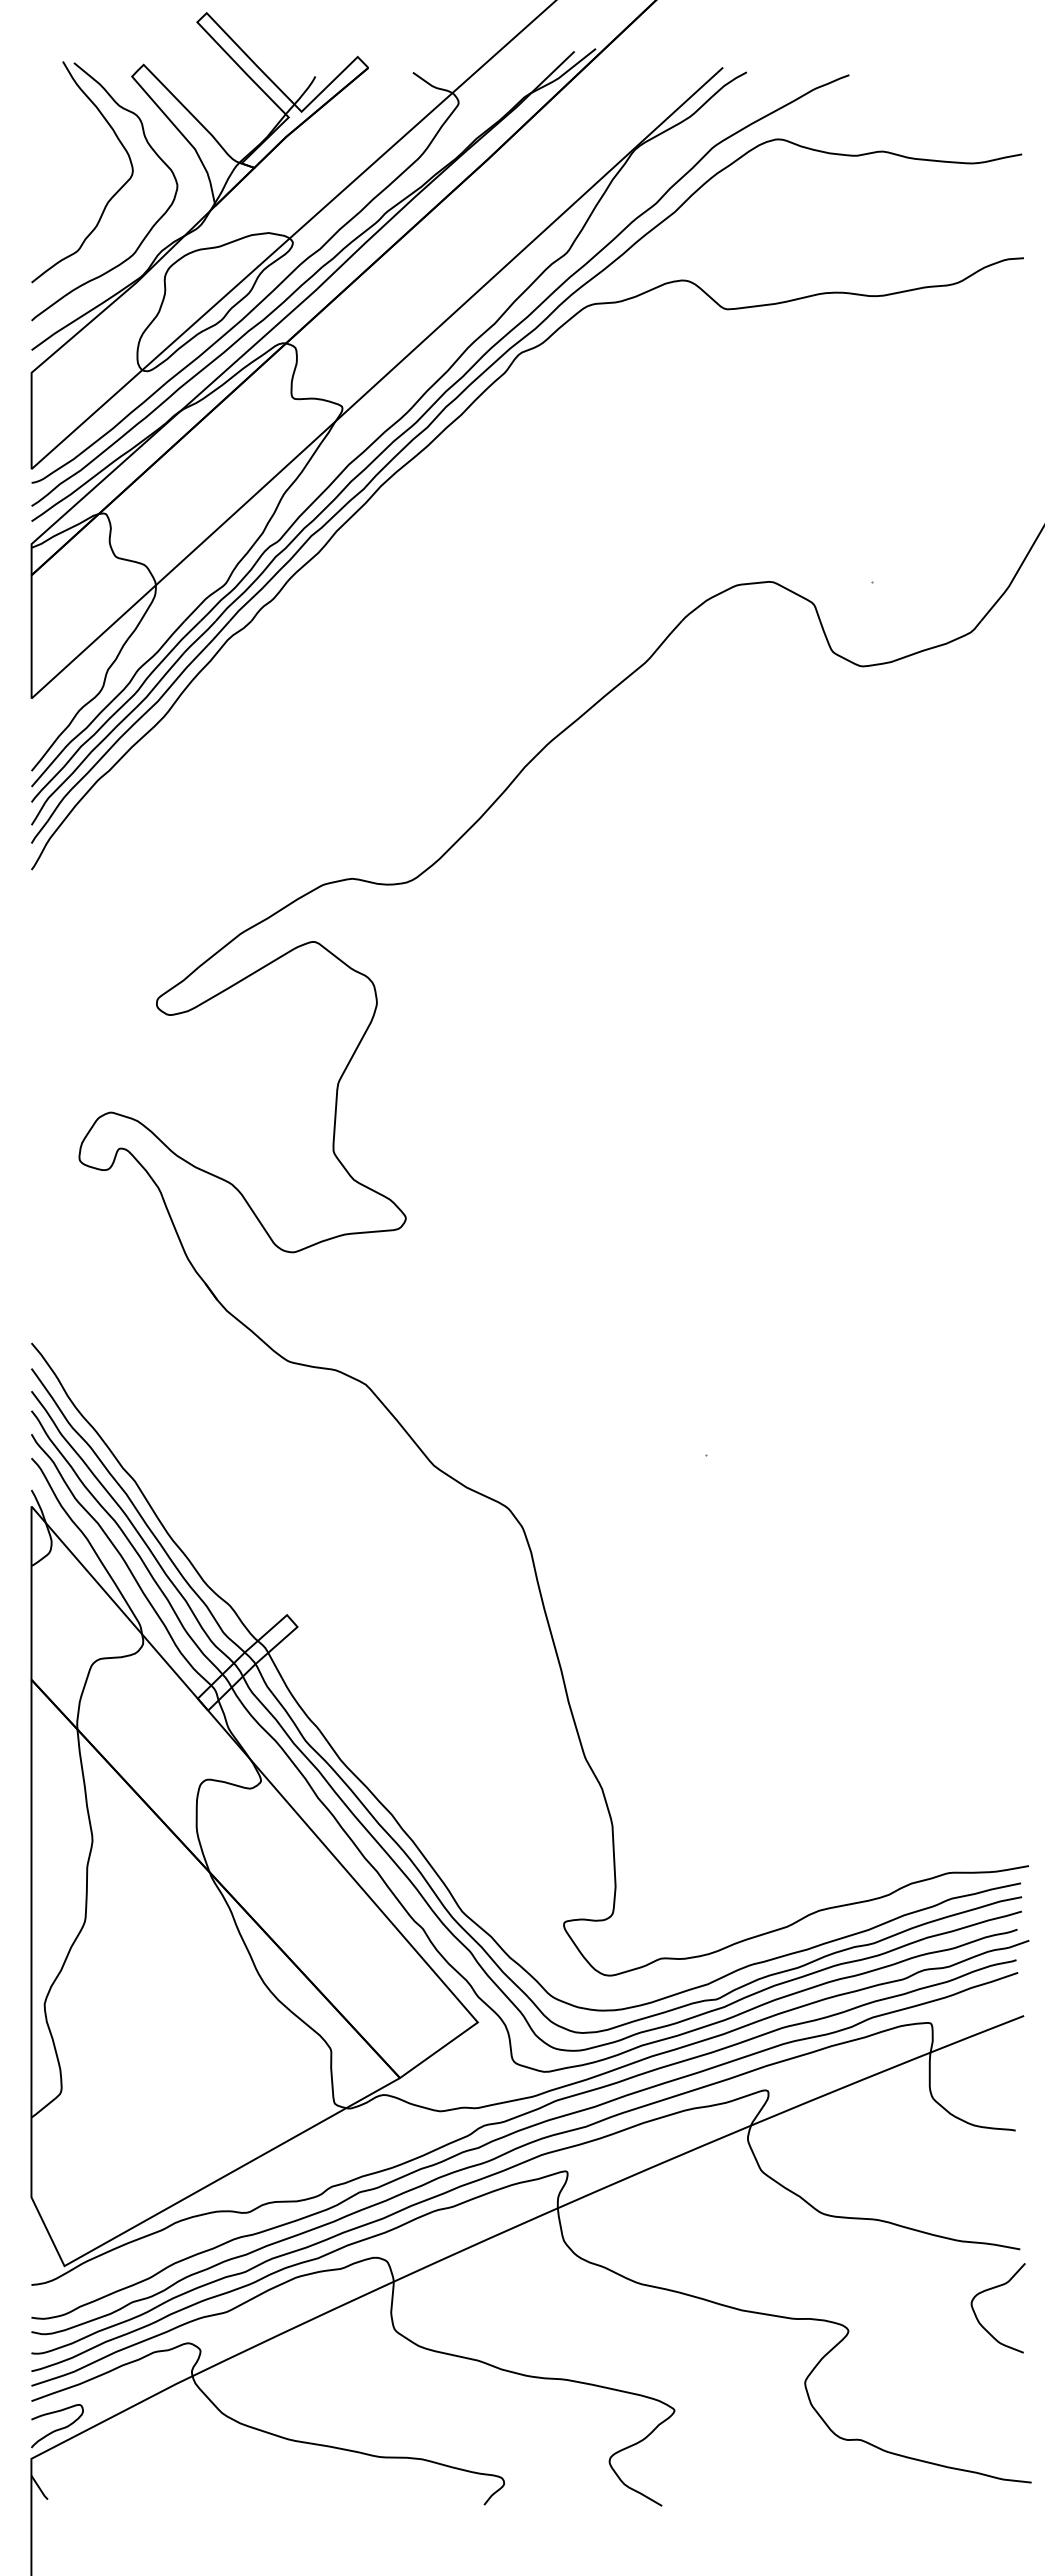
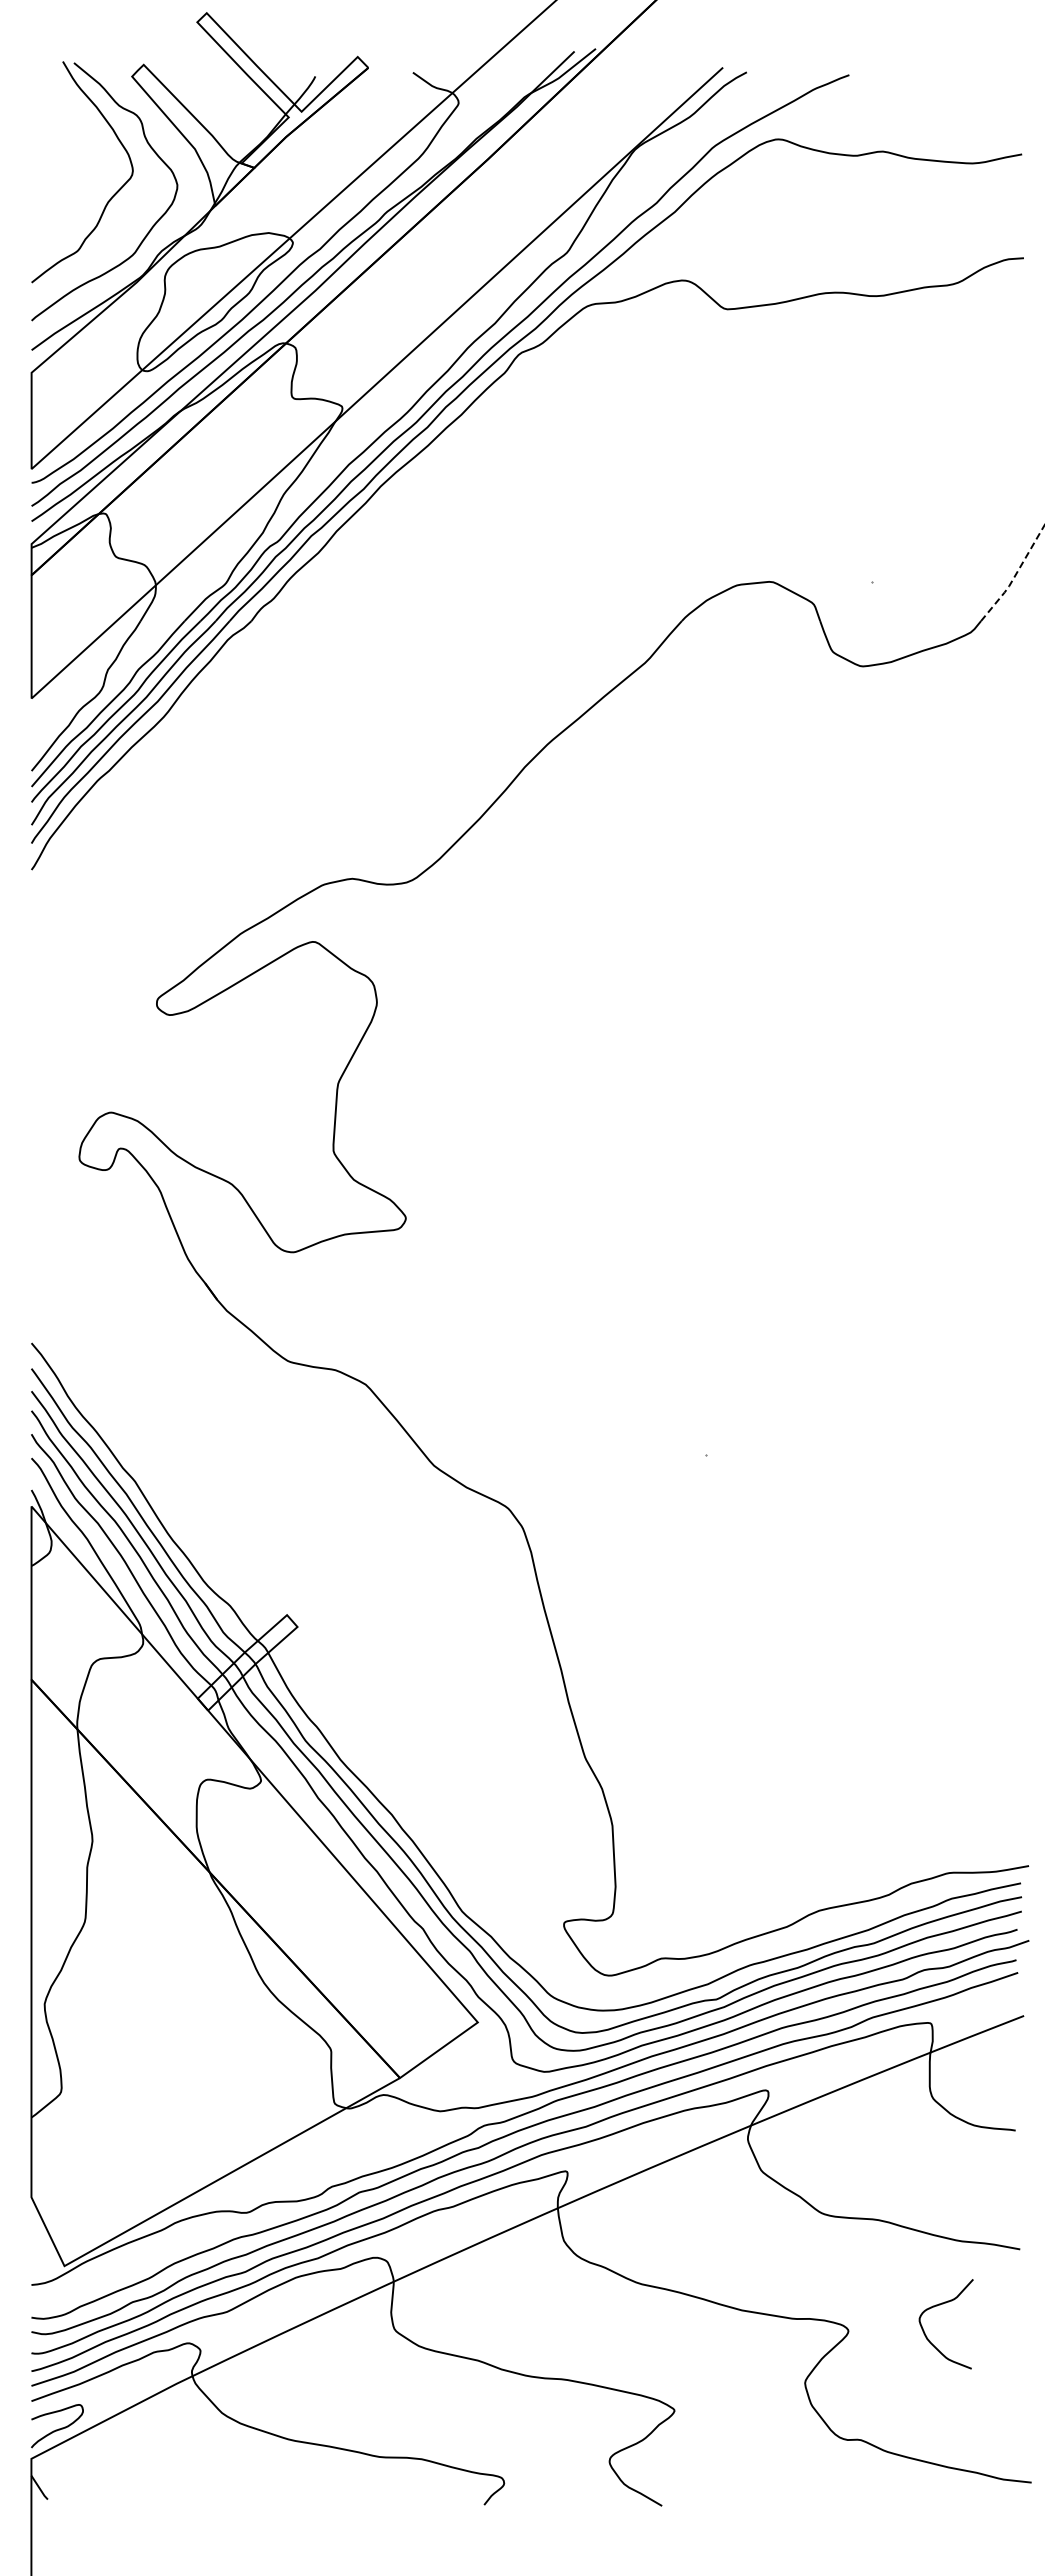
line: solid -> dashed (1015, 576)
curve position: (992, 2289) -> (940, 2305) (940, 2305)
